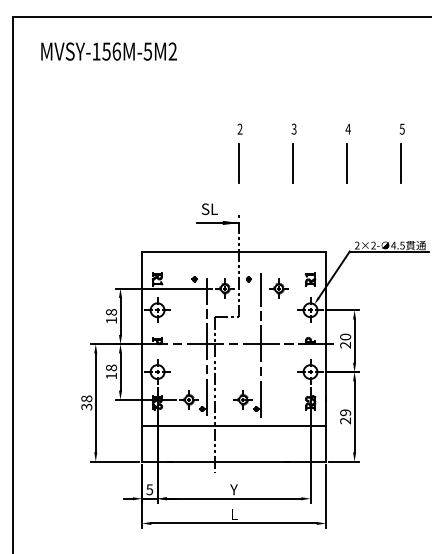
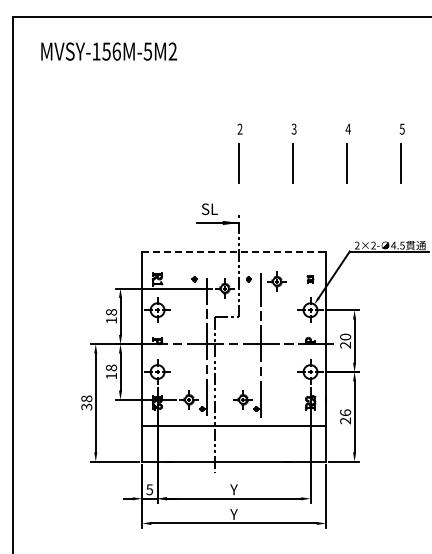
line: solid -> dashed (234, 251)
part size: 13x15 px -> 9x9 px (310, 279)
part position: (278, 288) -> (276, 281) (276, 281)
text: 29 -> 26 (345, 412)
text: L -> Y (233, 514)
